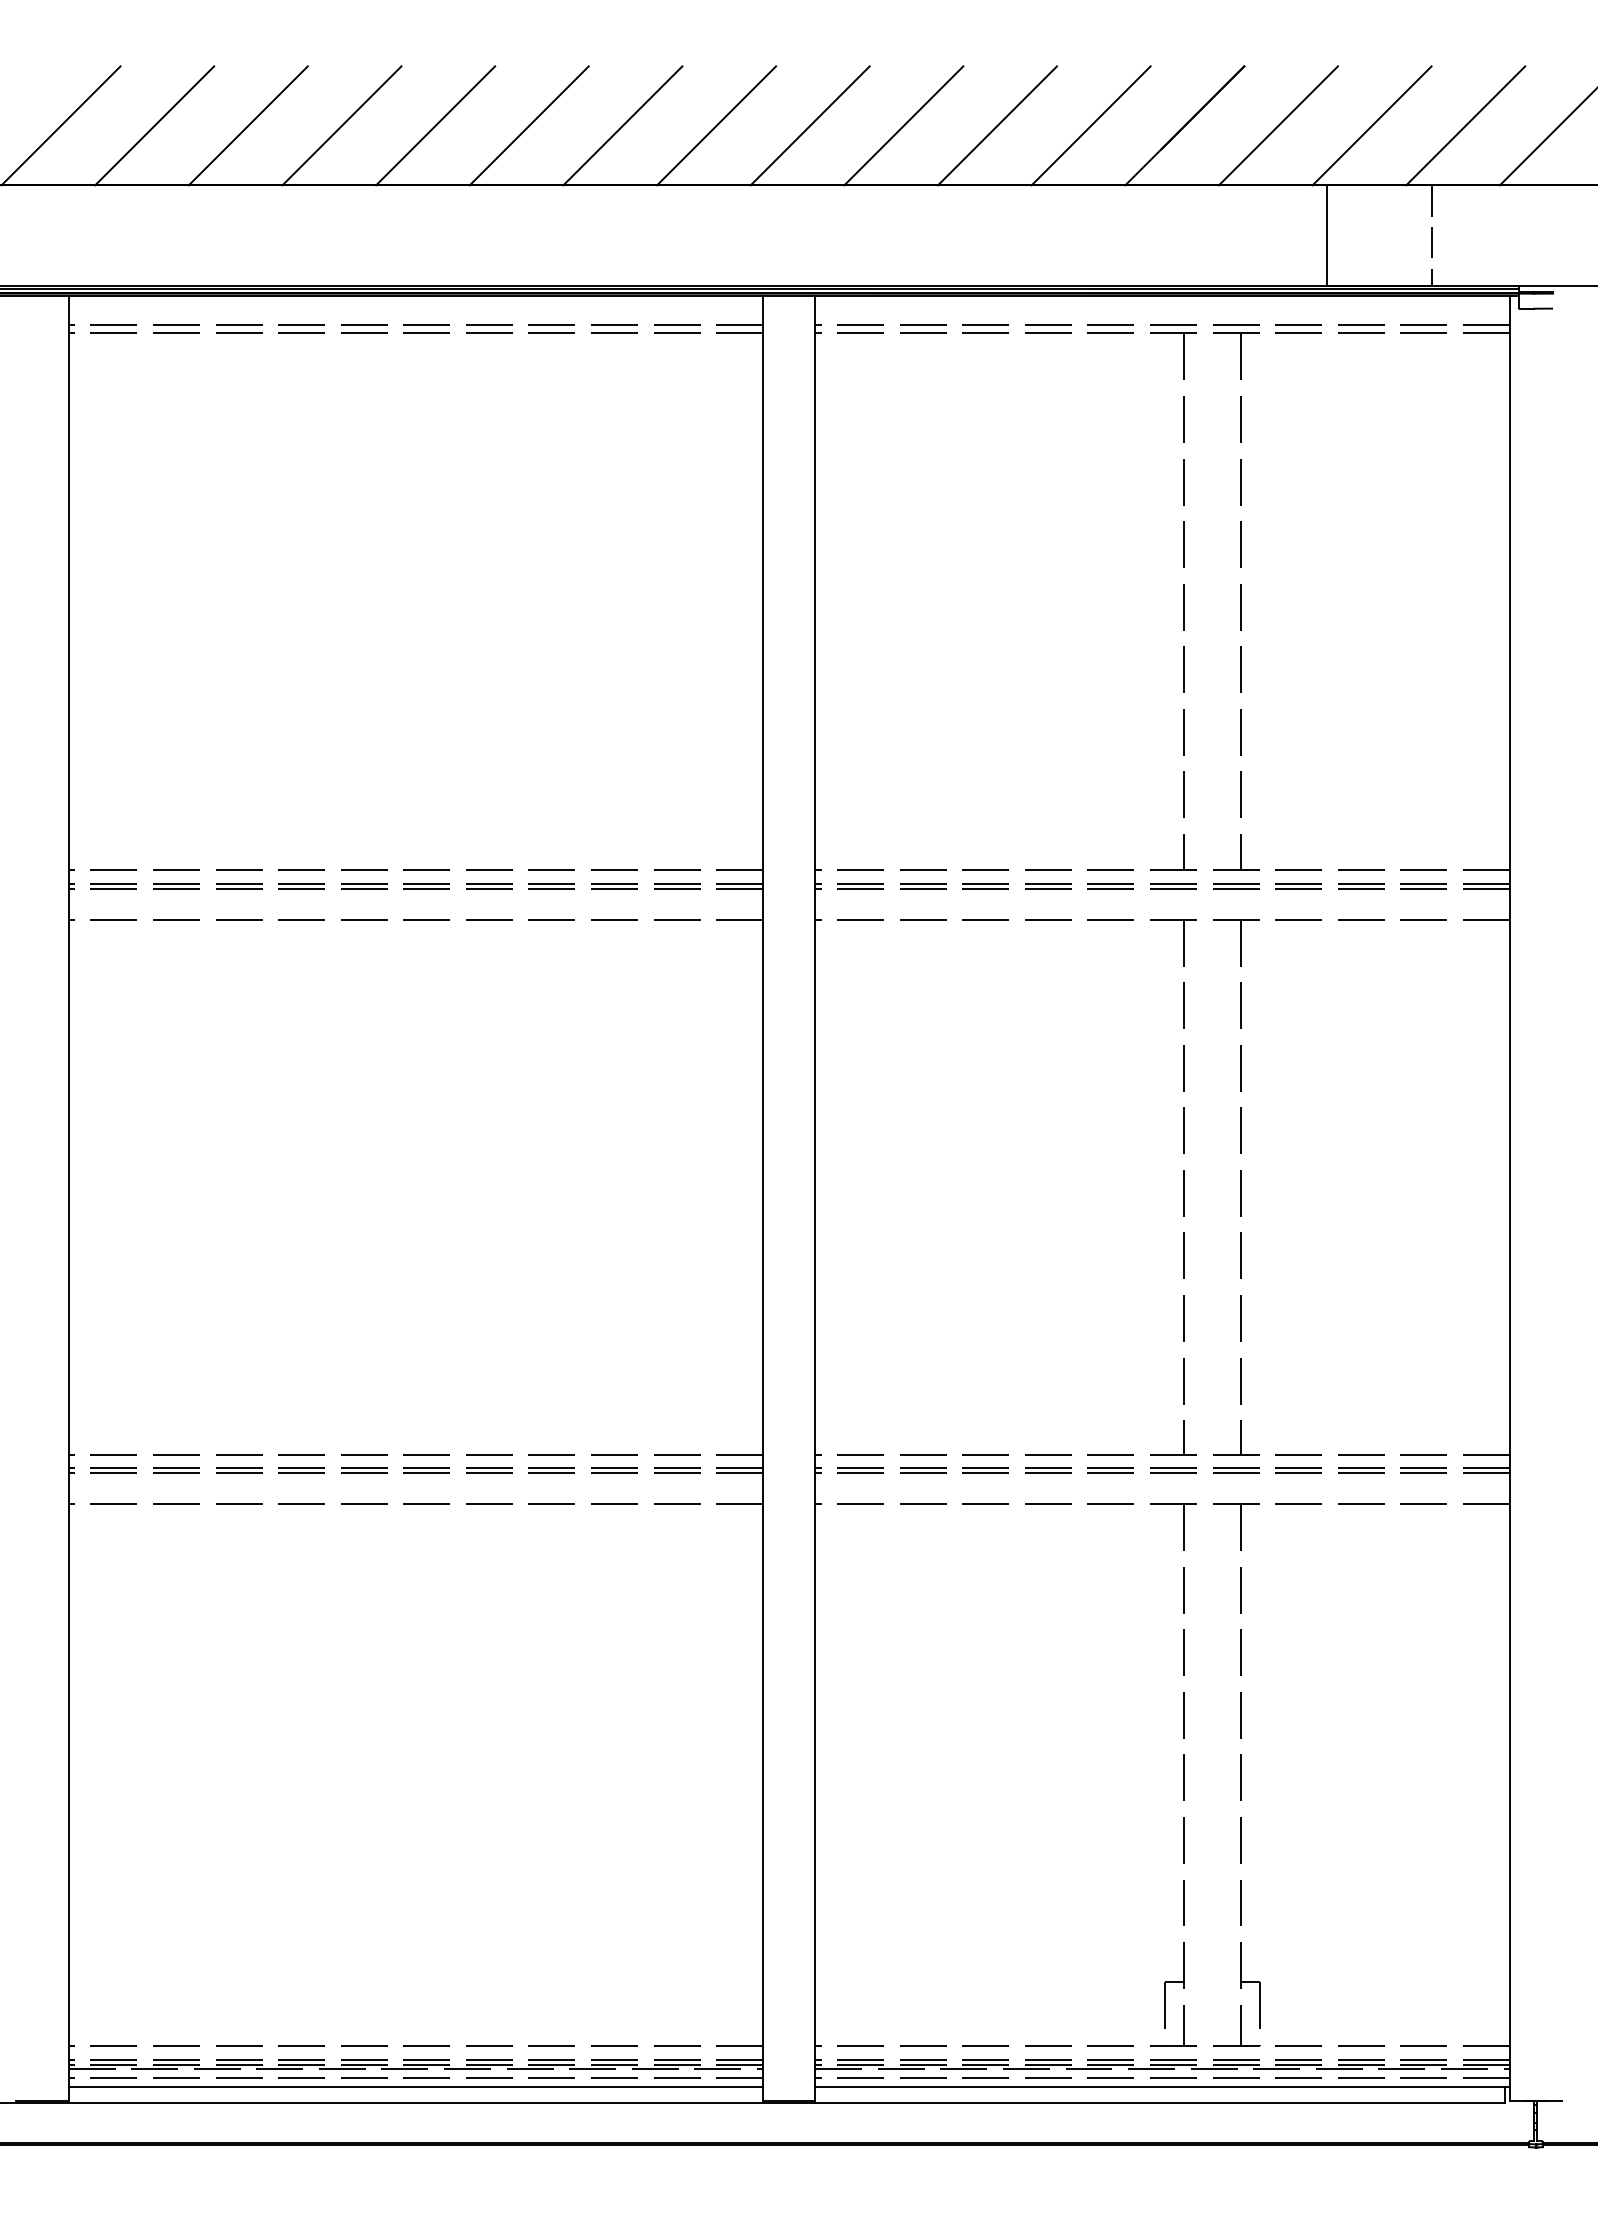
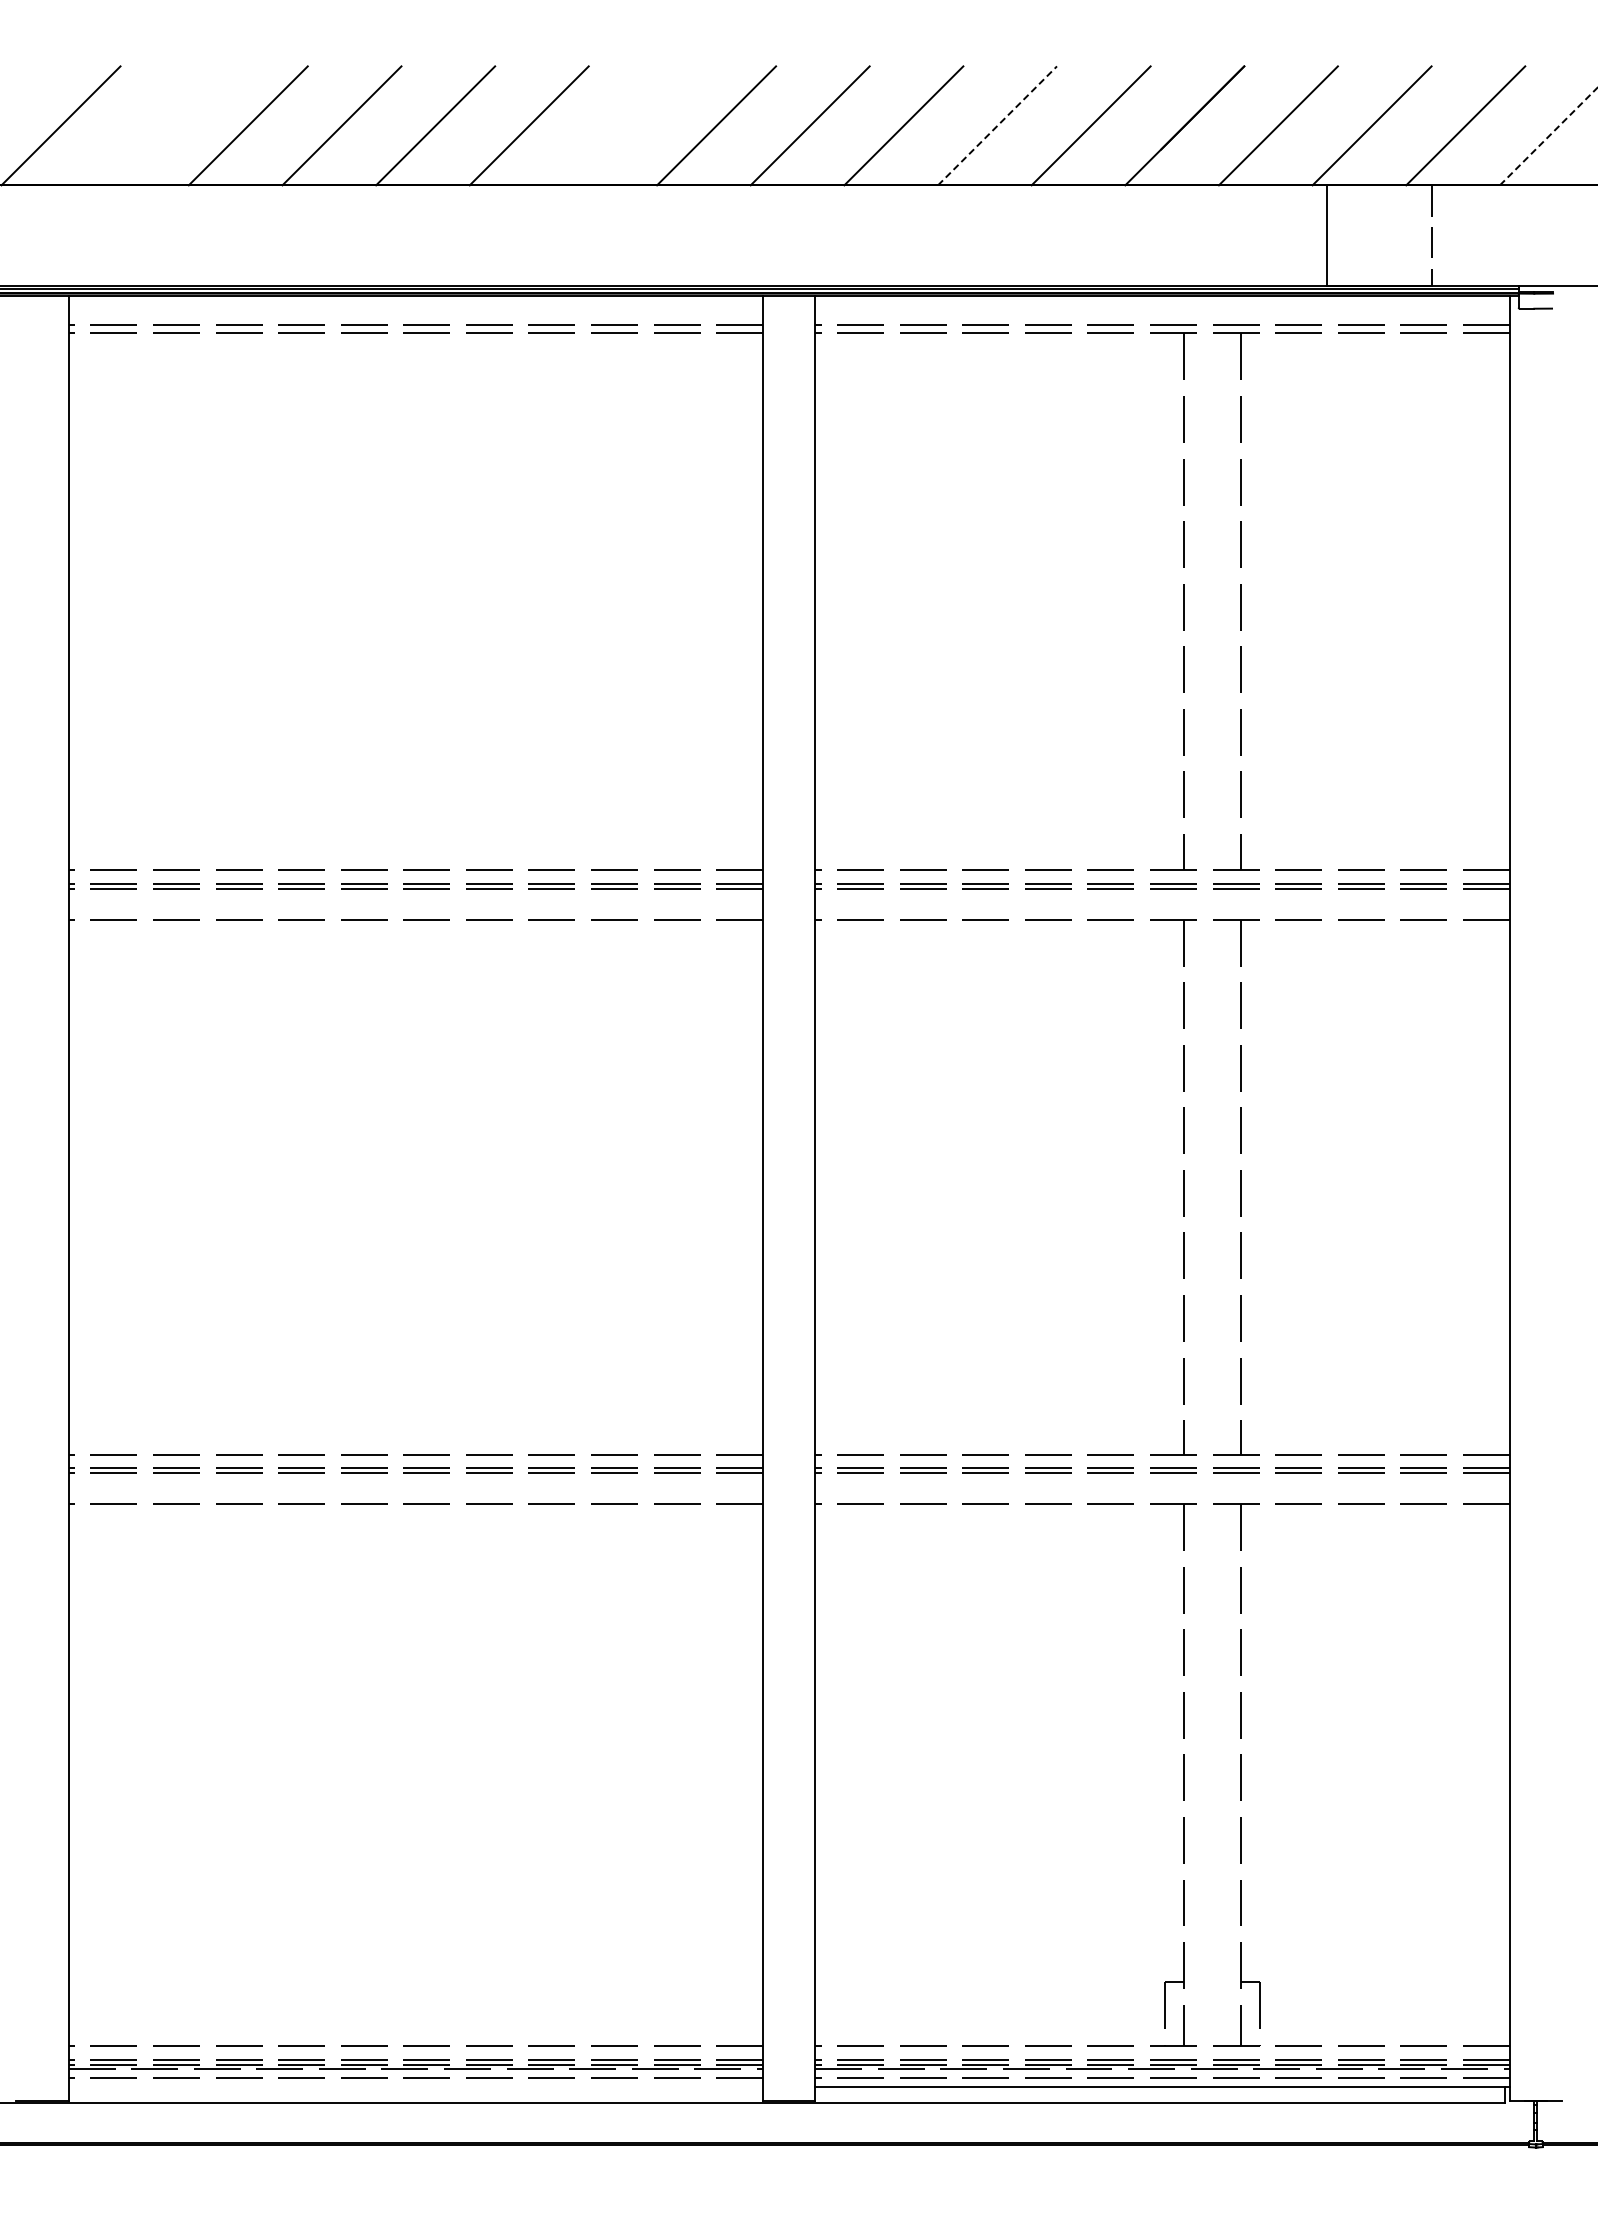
line: present -> none (154, 125)
line: present -> none (622, 125)
line: solid -> dashed (997, 125)
line: solid -> dashed (1549, 136)
line: present -> none (415, 2086)
